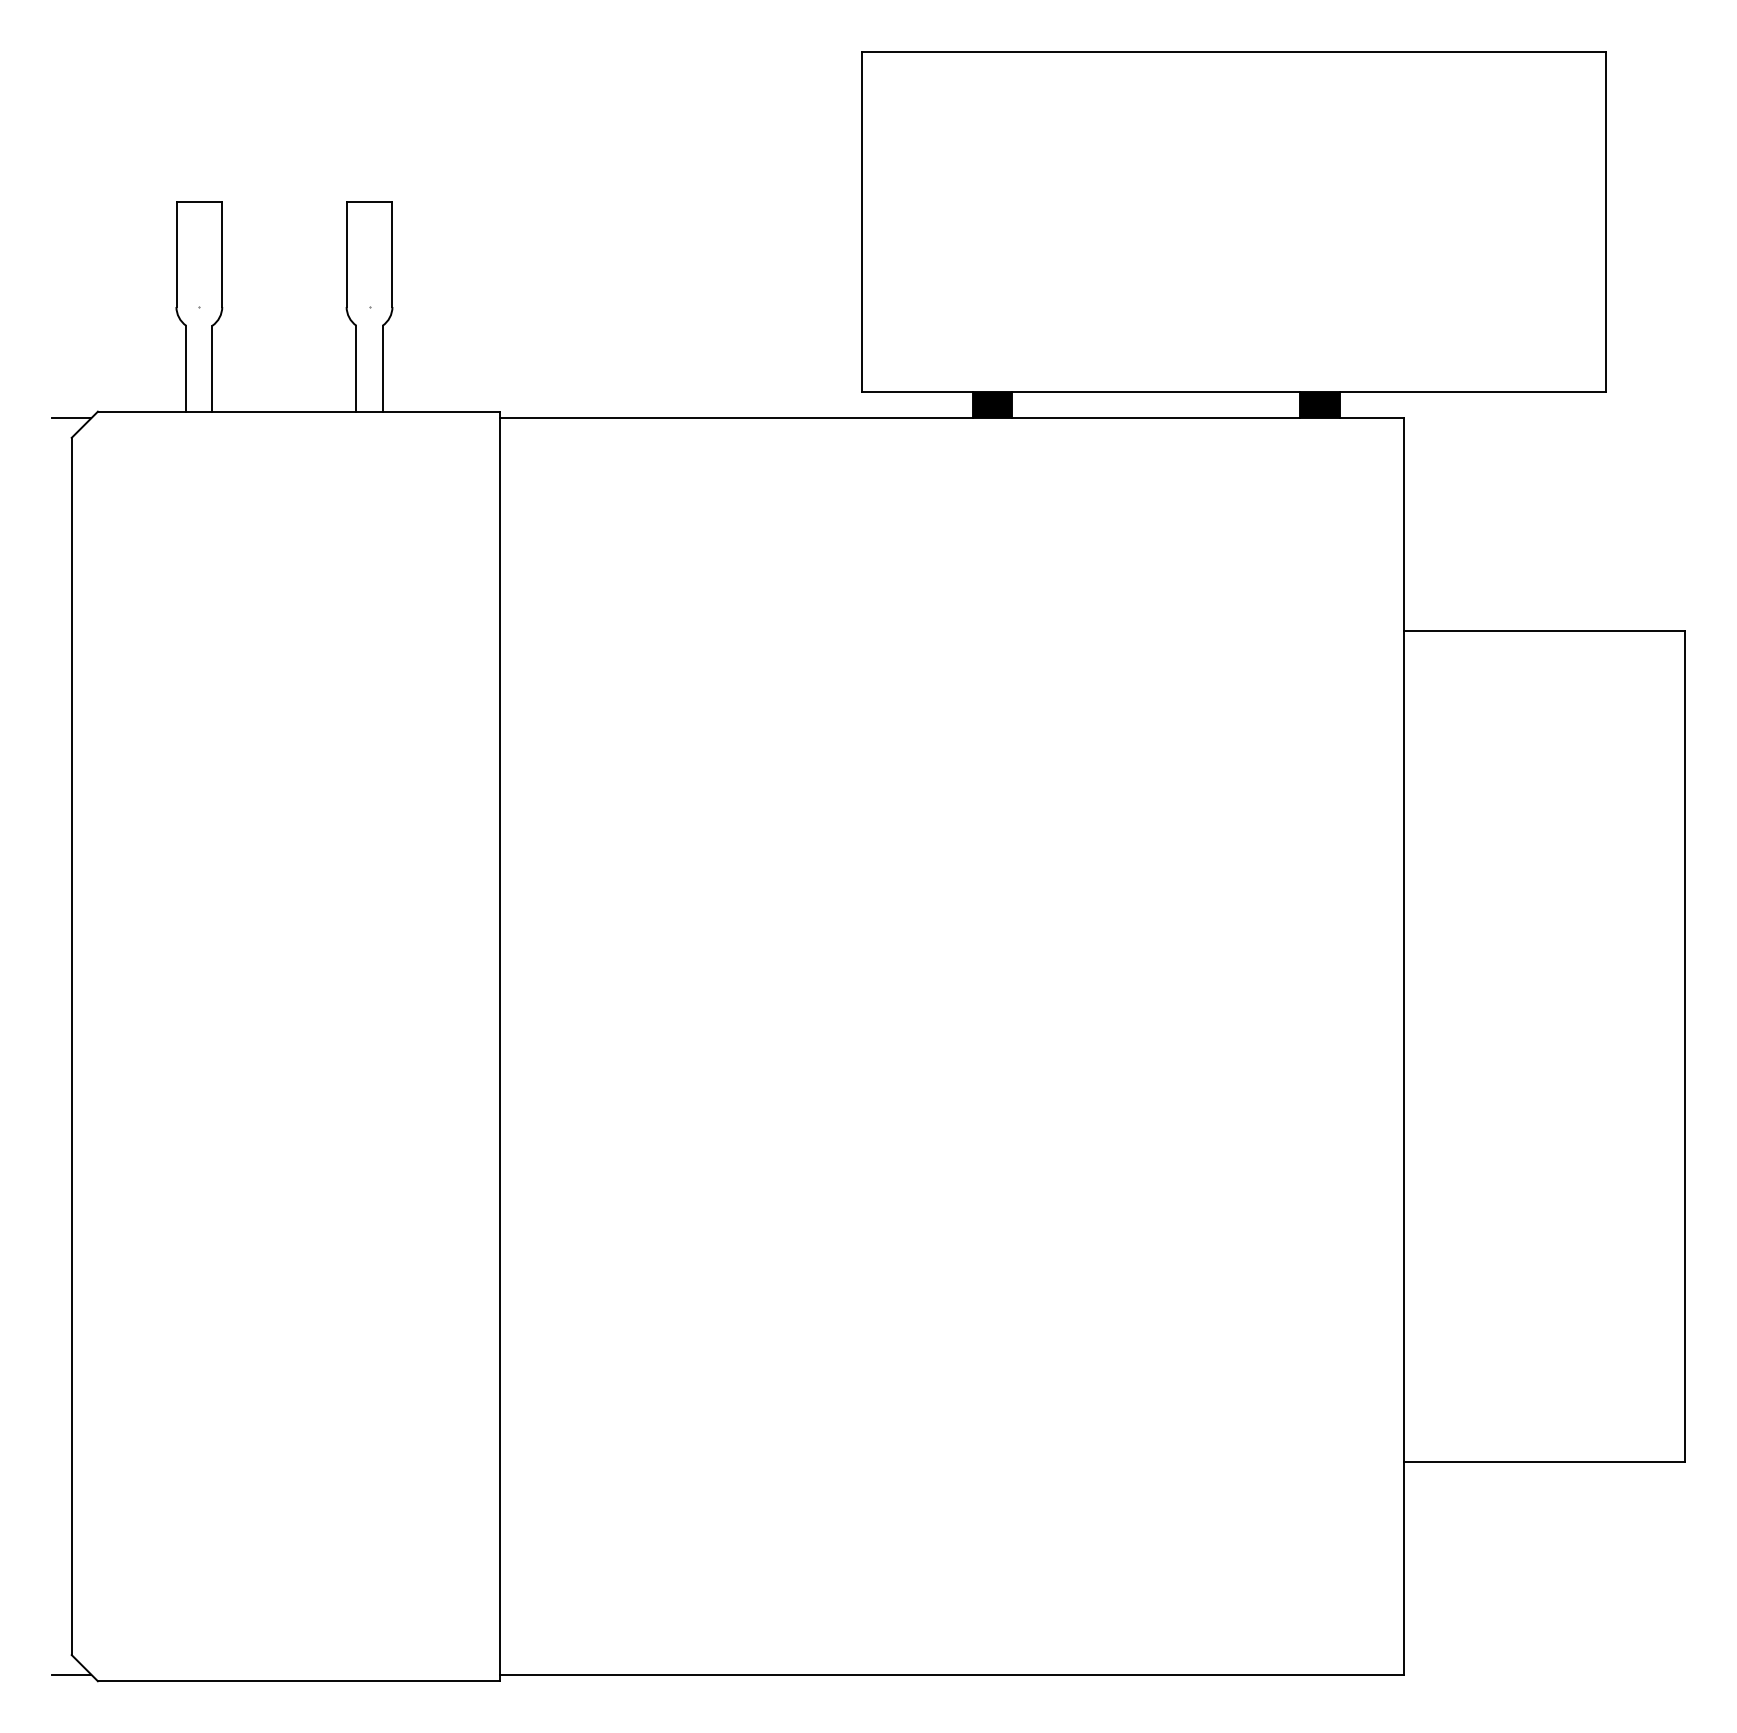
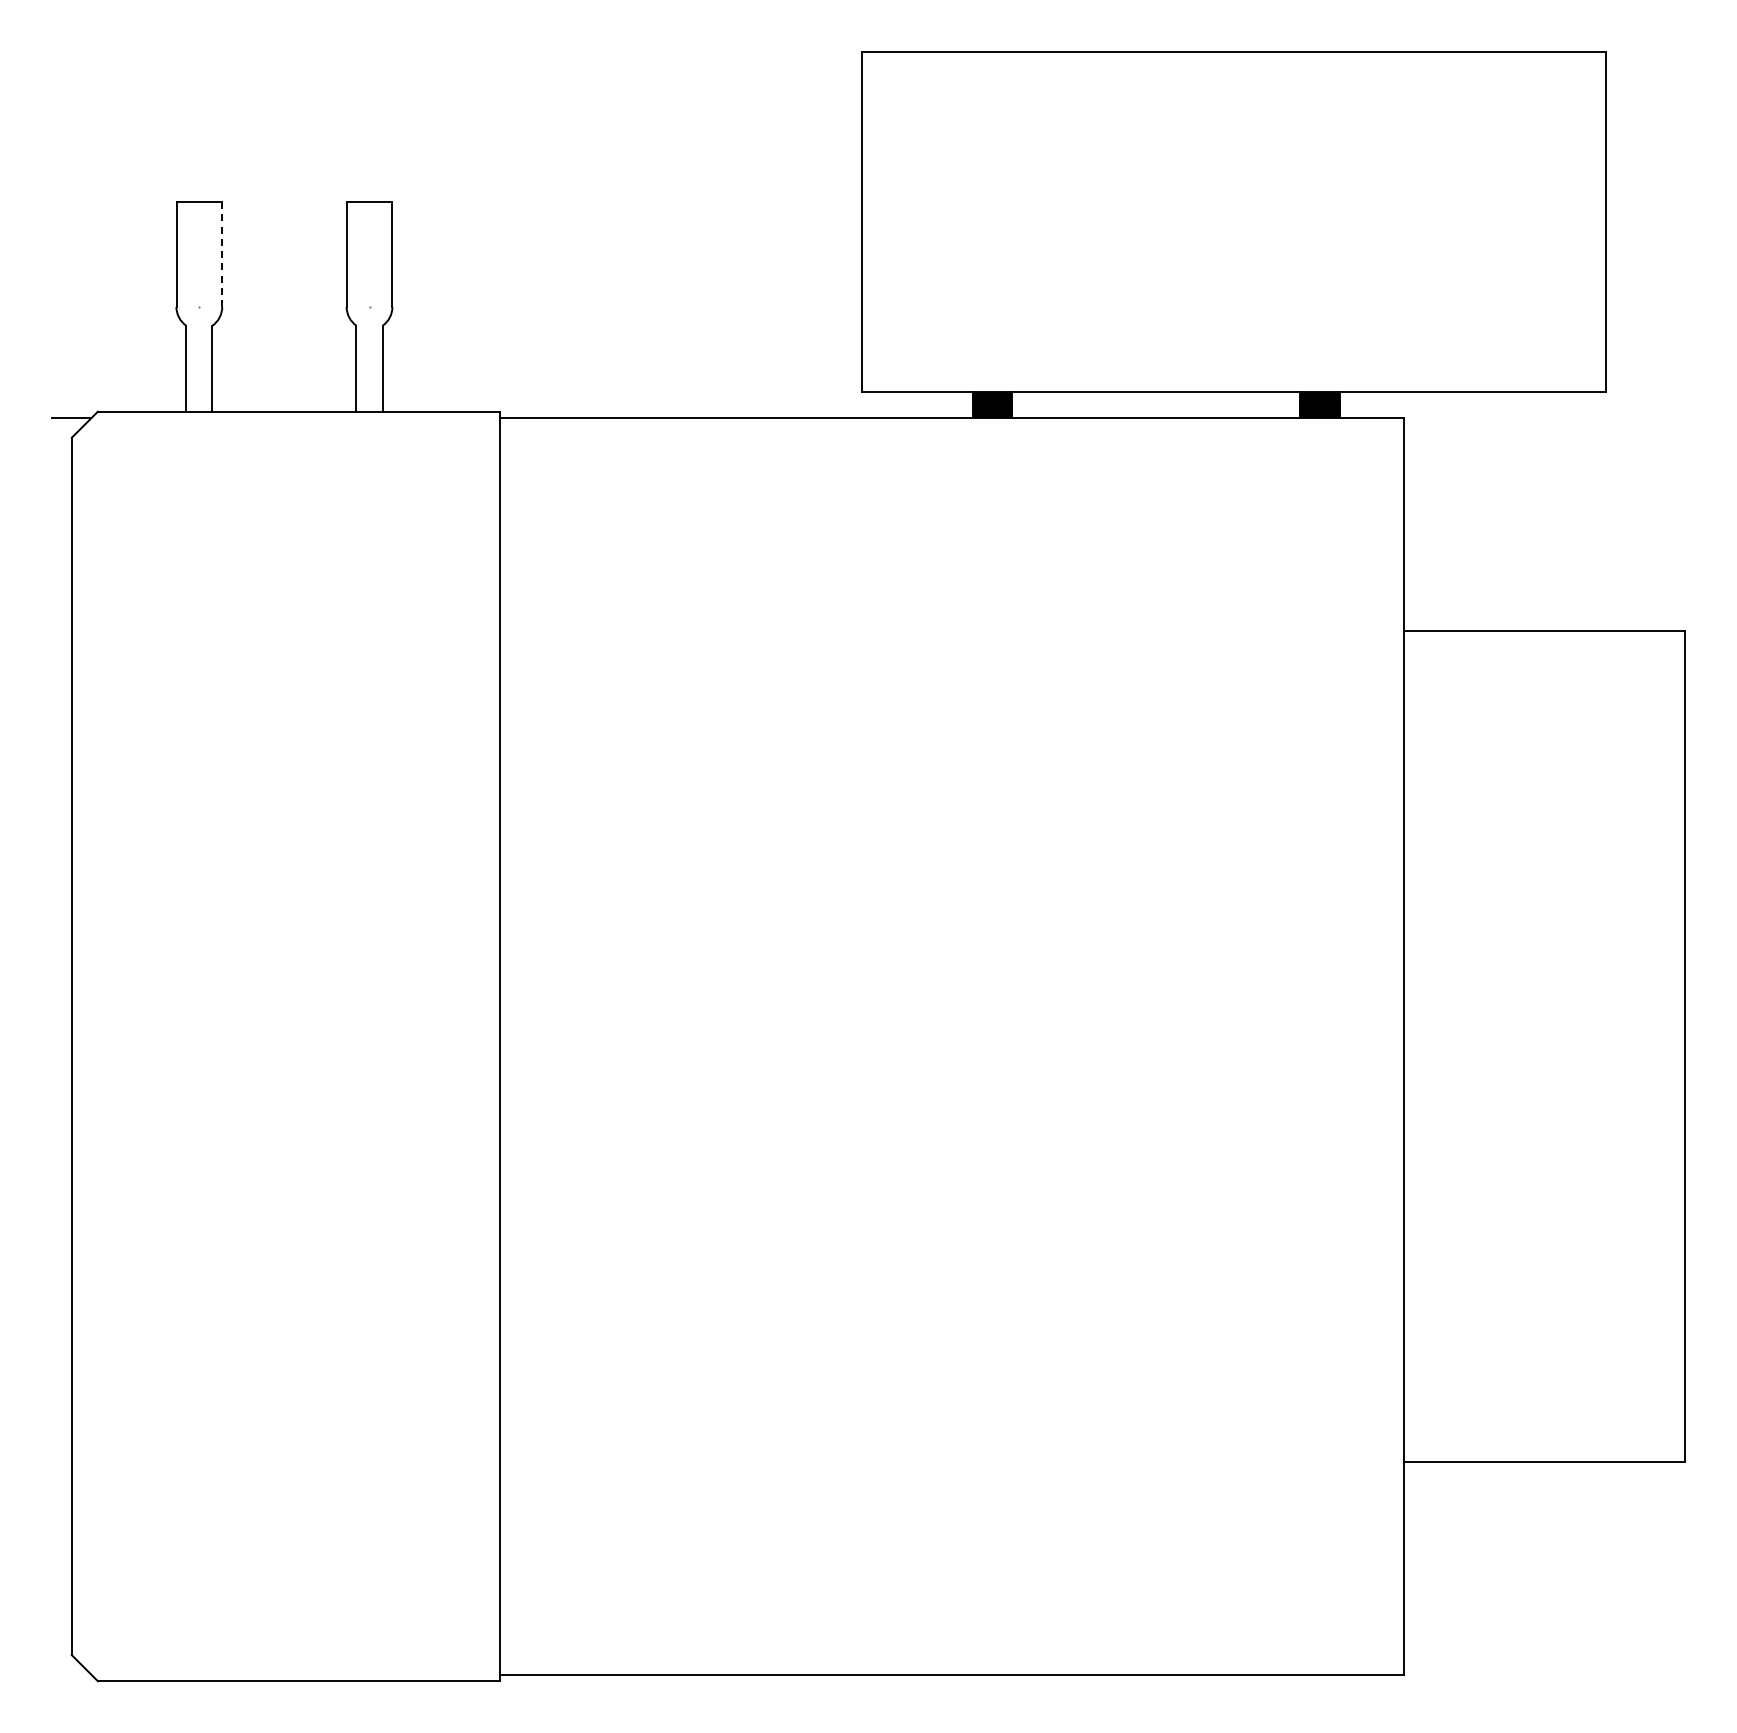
line: solid -> dashed (222, 254)
line: present -> none (71, 1674)
